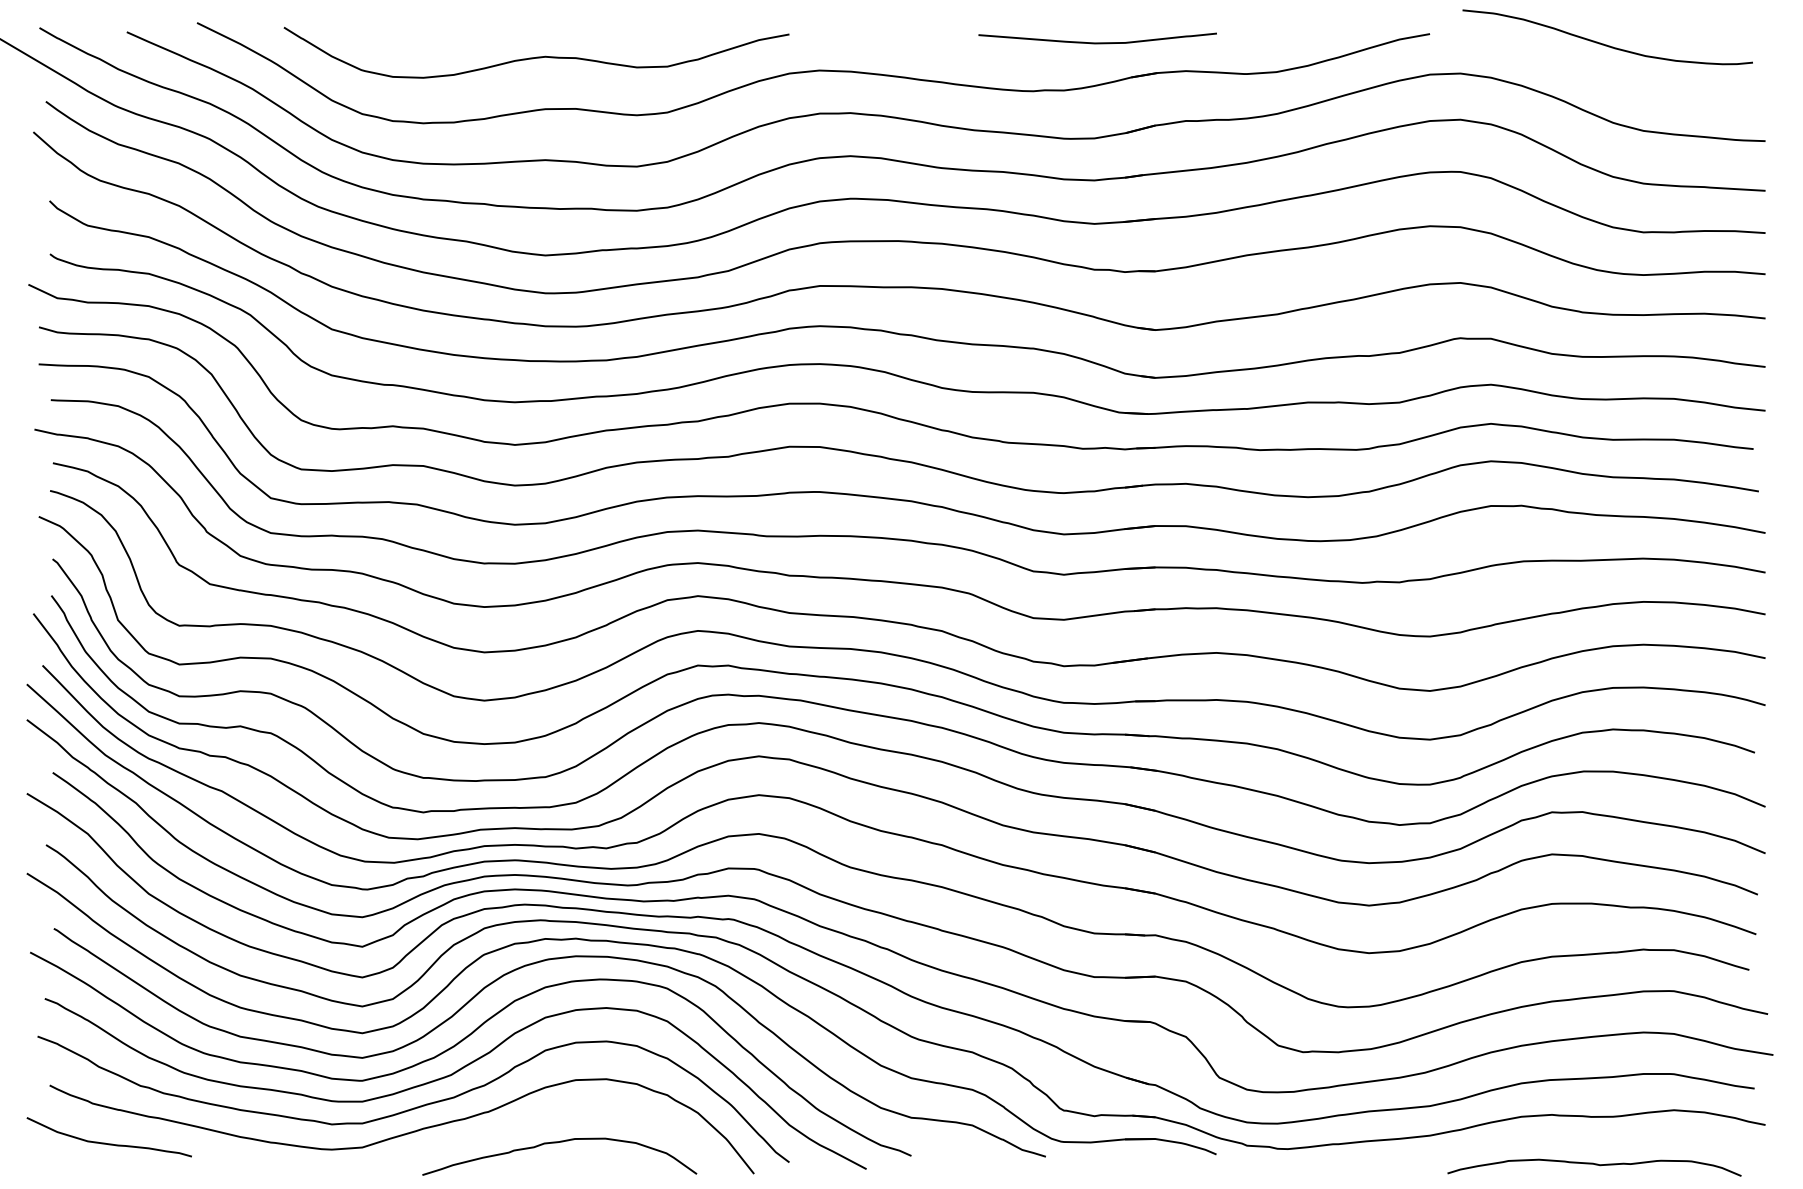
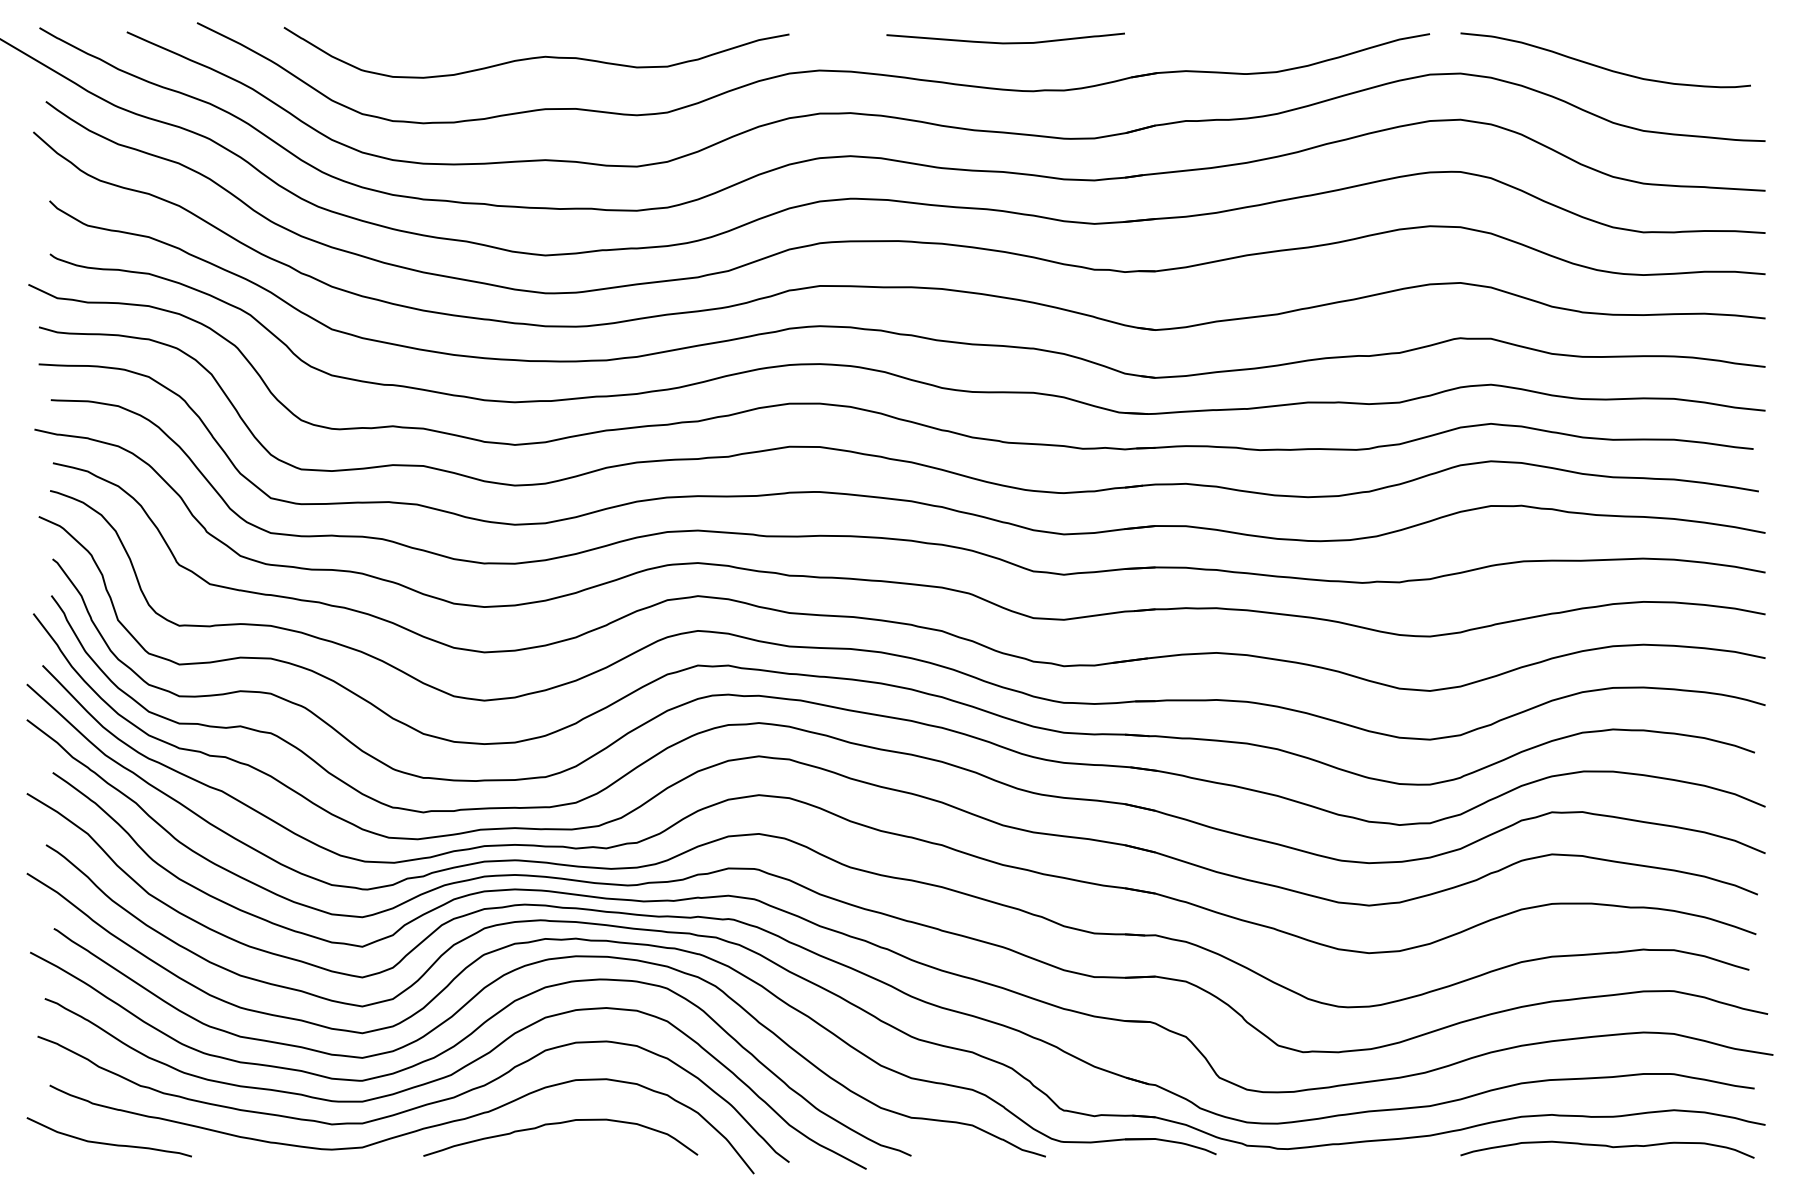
curve position: (1097, 42) -> (1005, 42) (1005, 42)
curve position: (1606, 44) -> (1604, 67) (1604, 67)
curve position: (557, 1143) -> (558, 1124) (558, 1124)
curve position: (1595, 1165) -> (1608, 1147) (1608, 1147)
